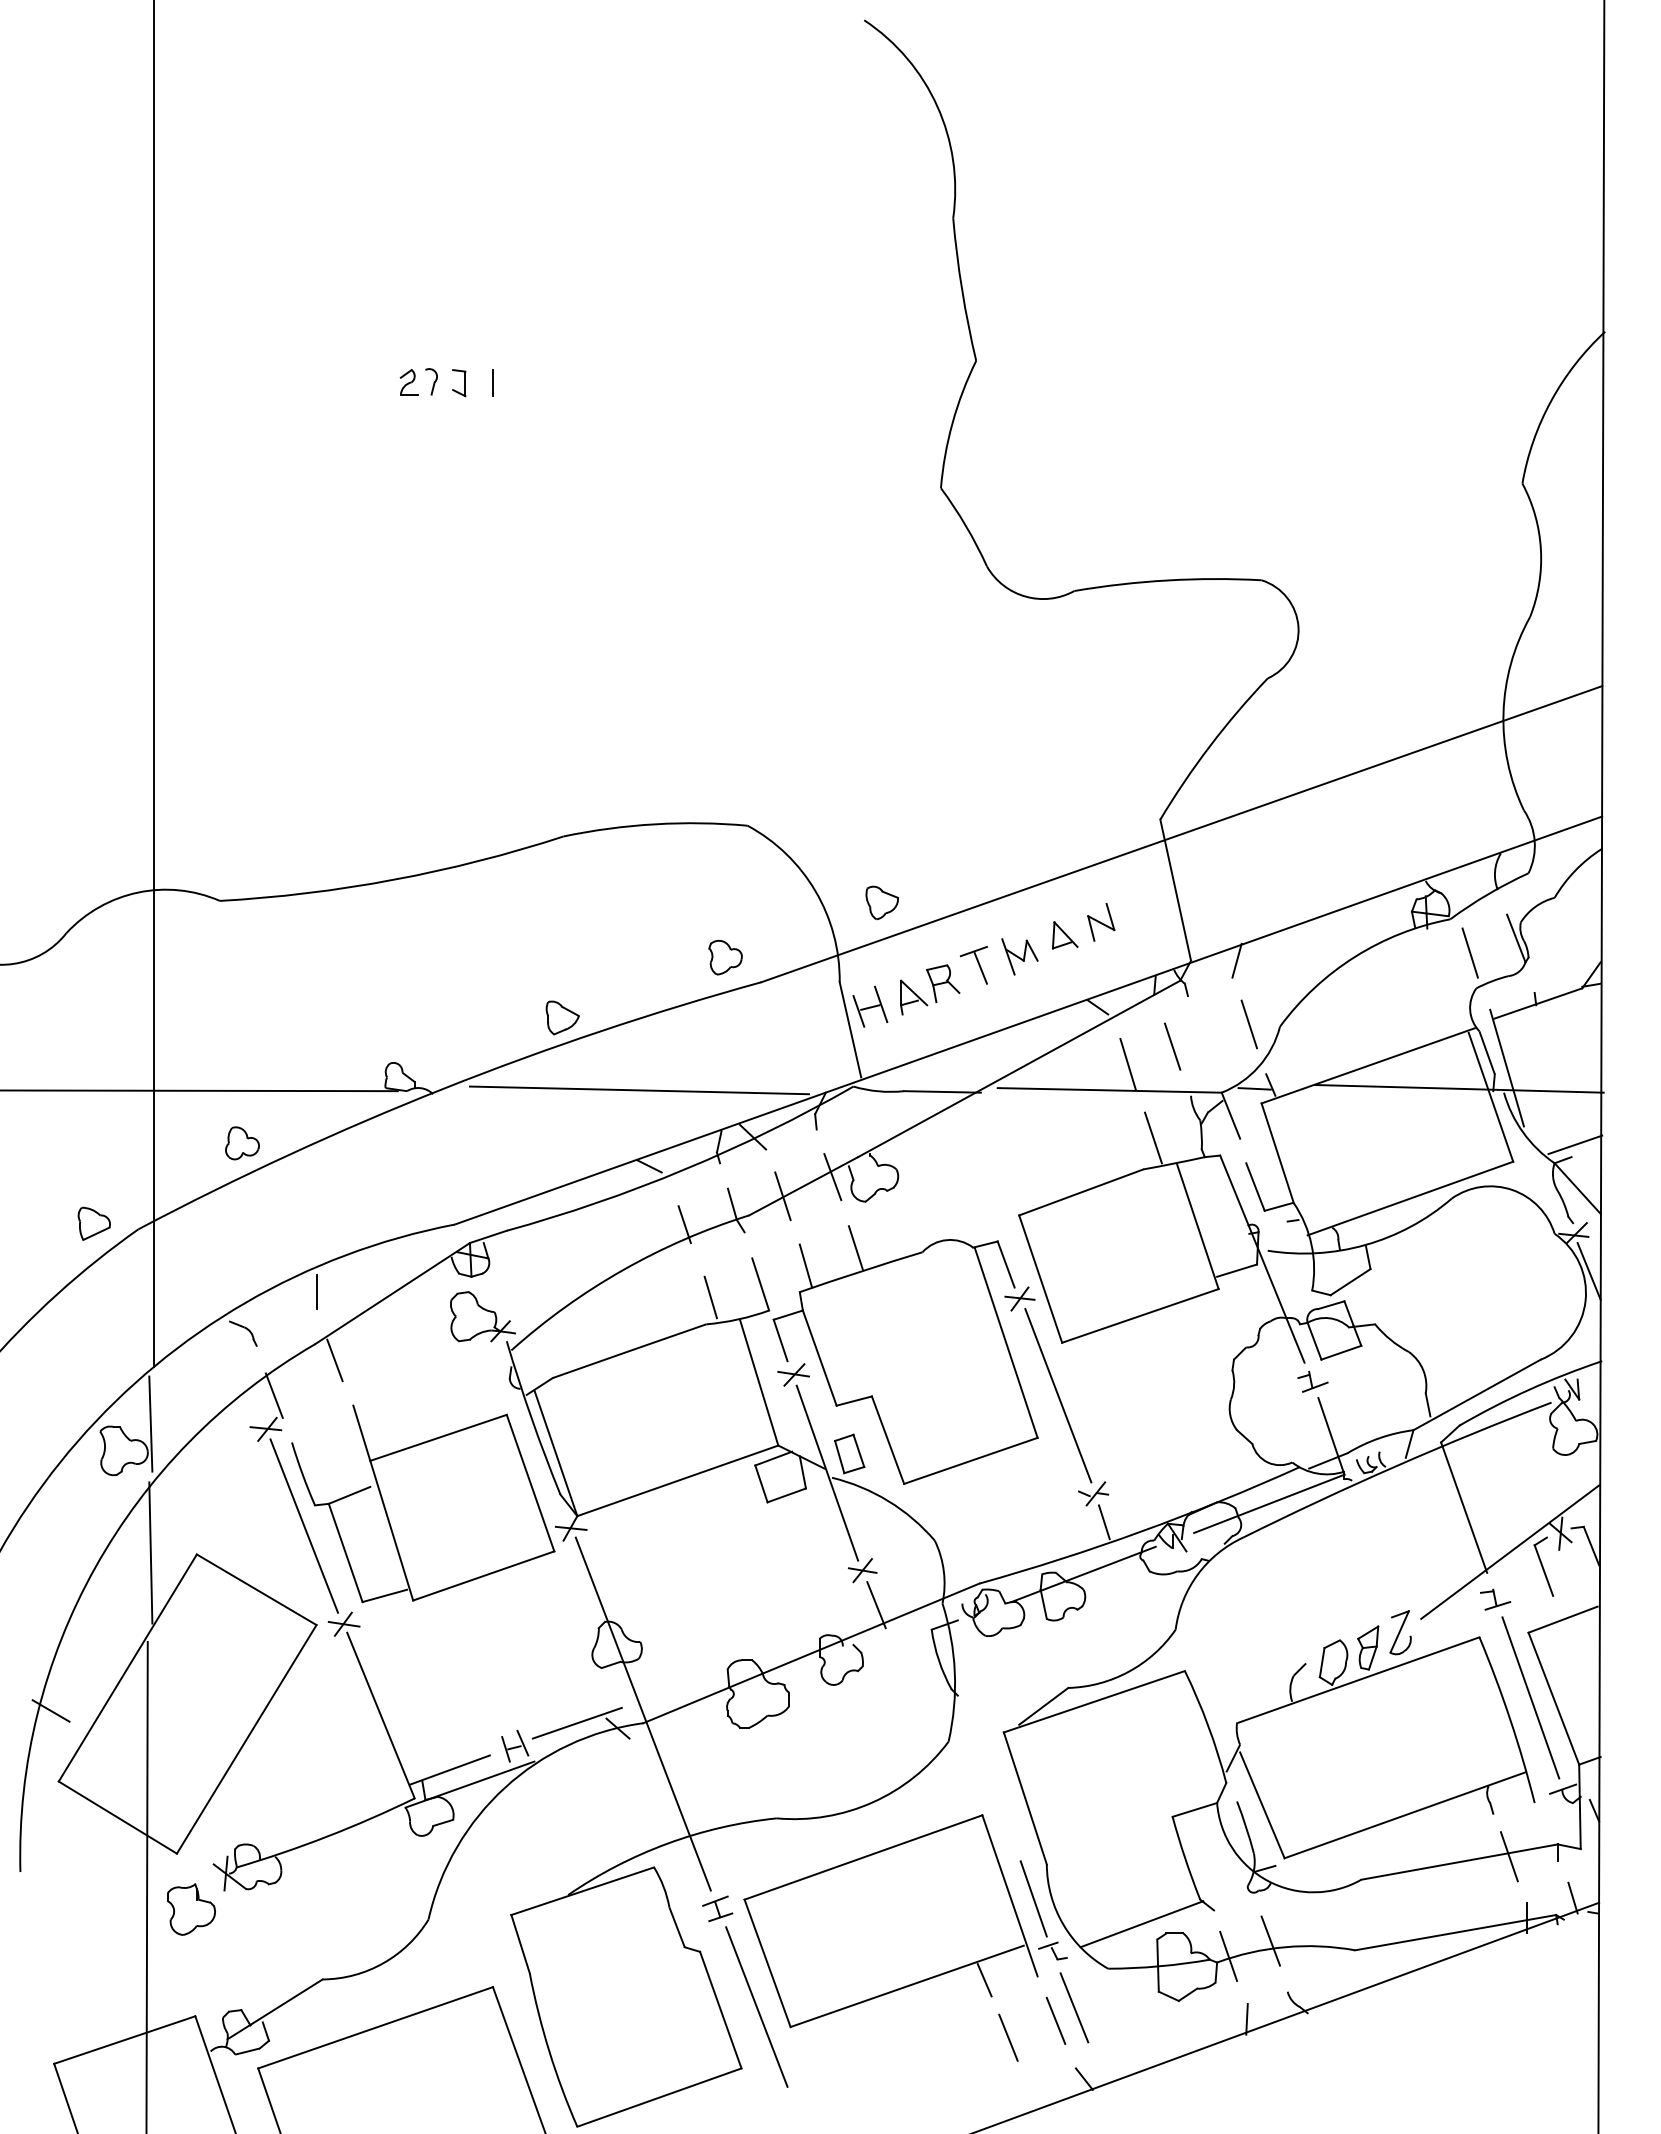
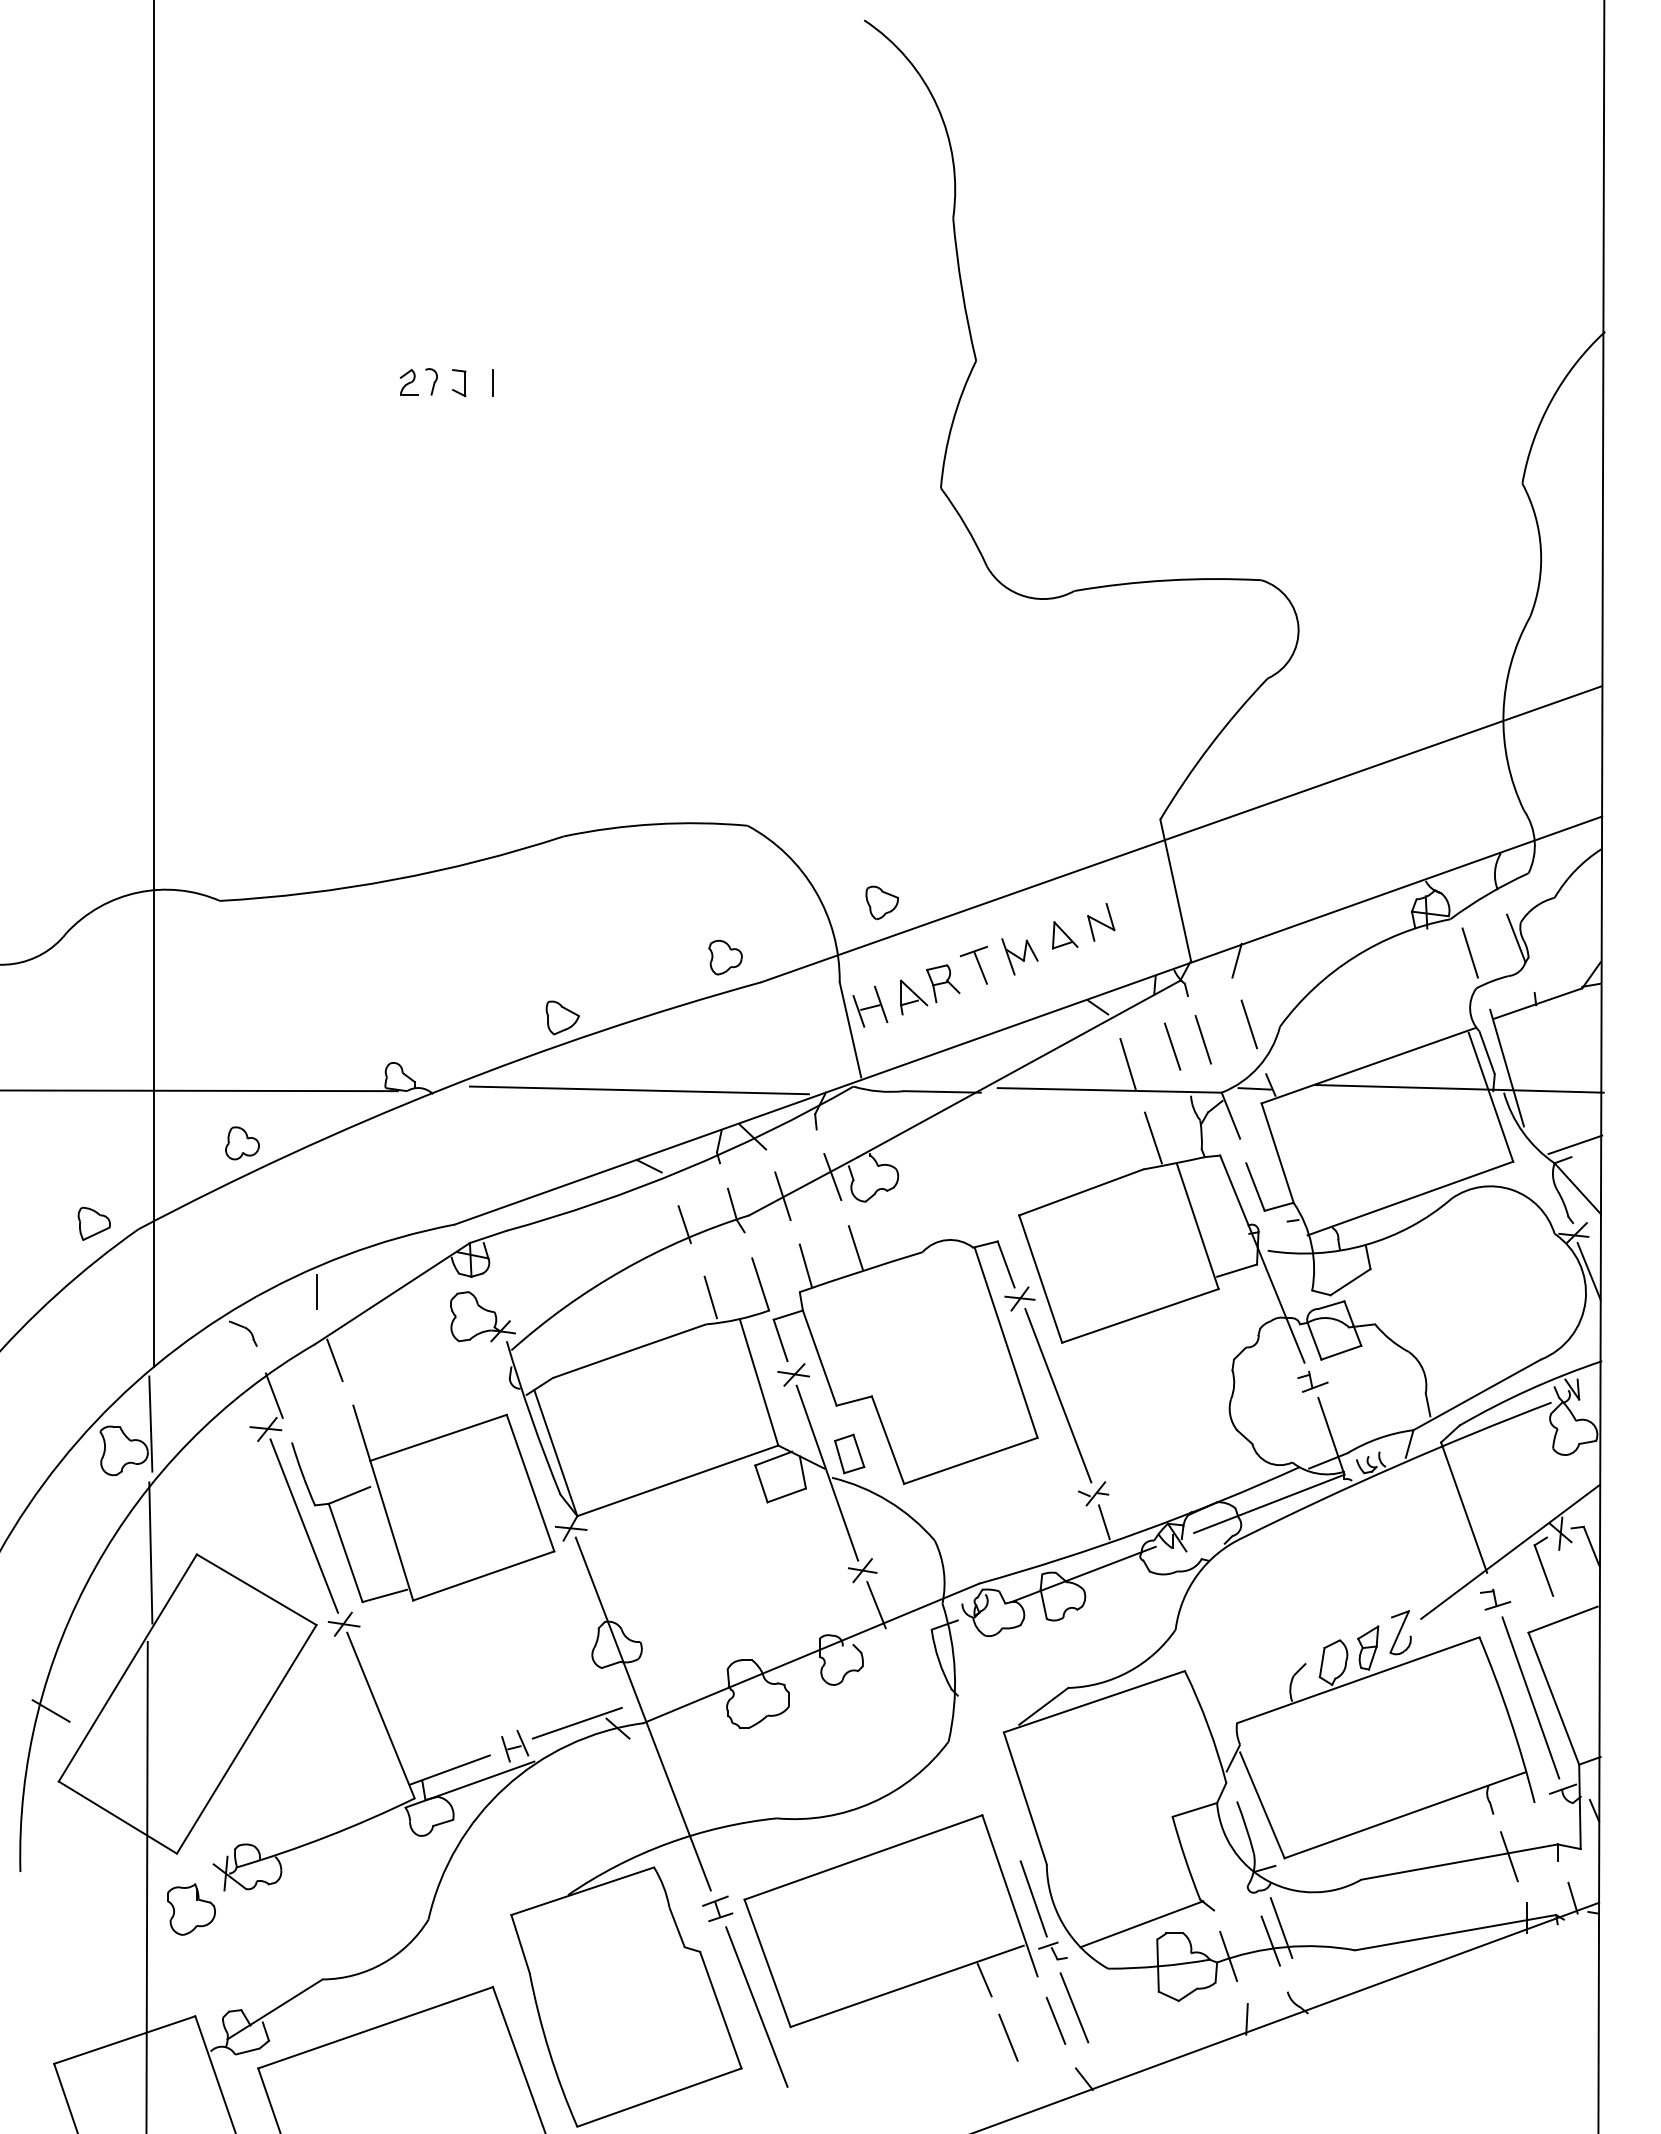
line: none -> present (1202, 1039)
line: none -> present (1281, 1927)
